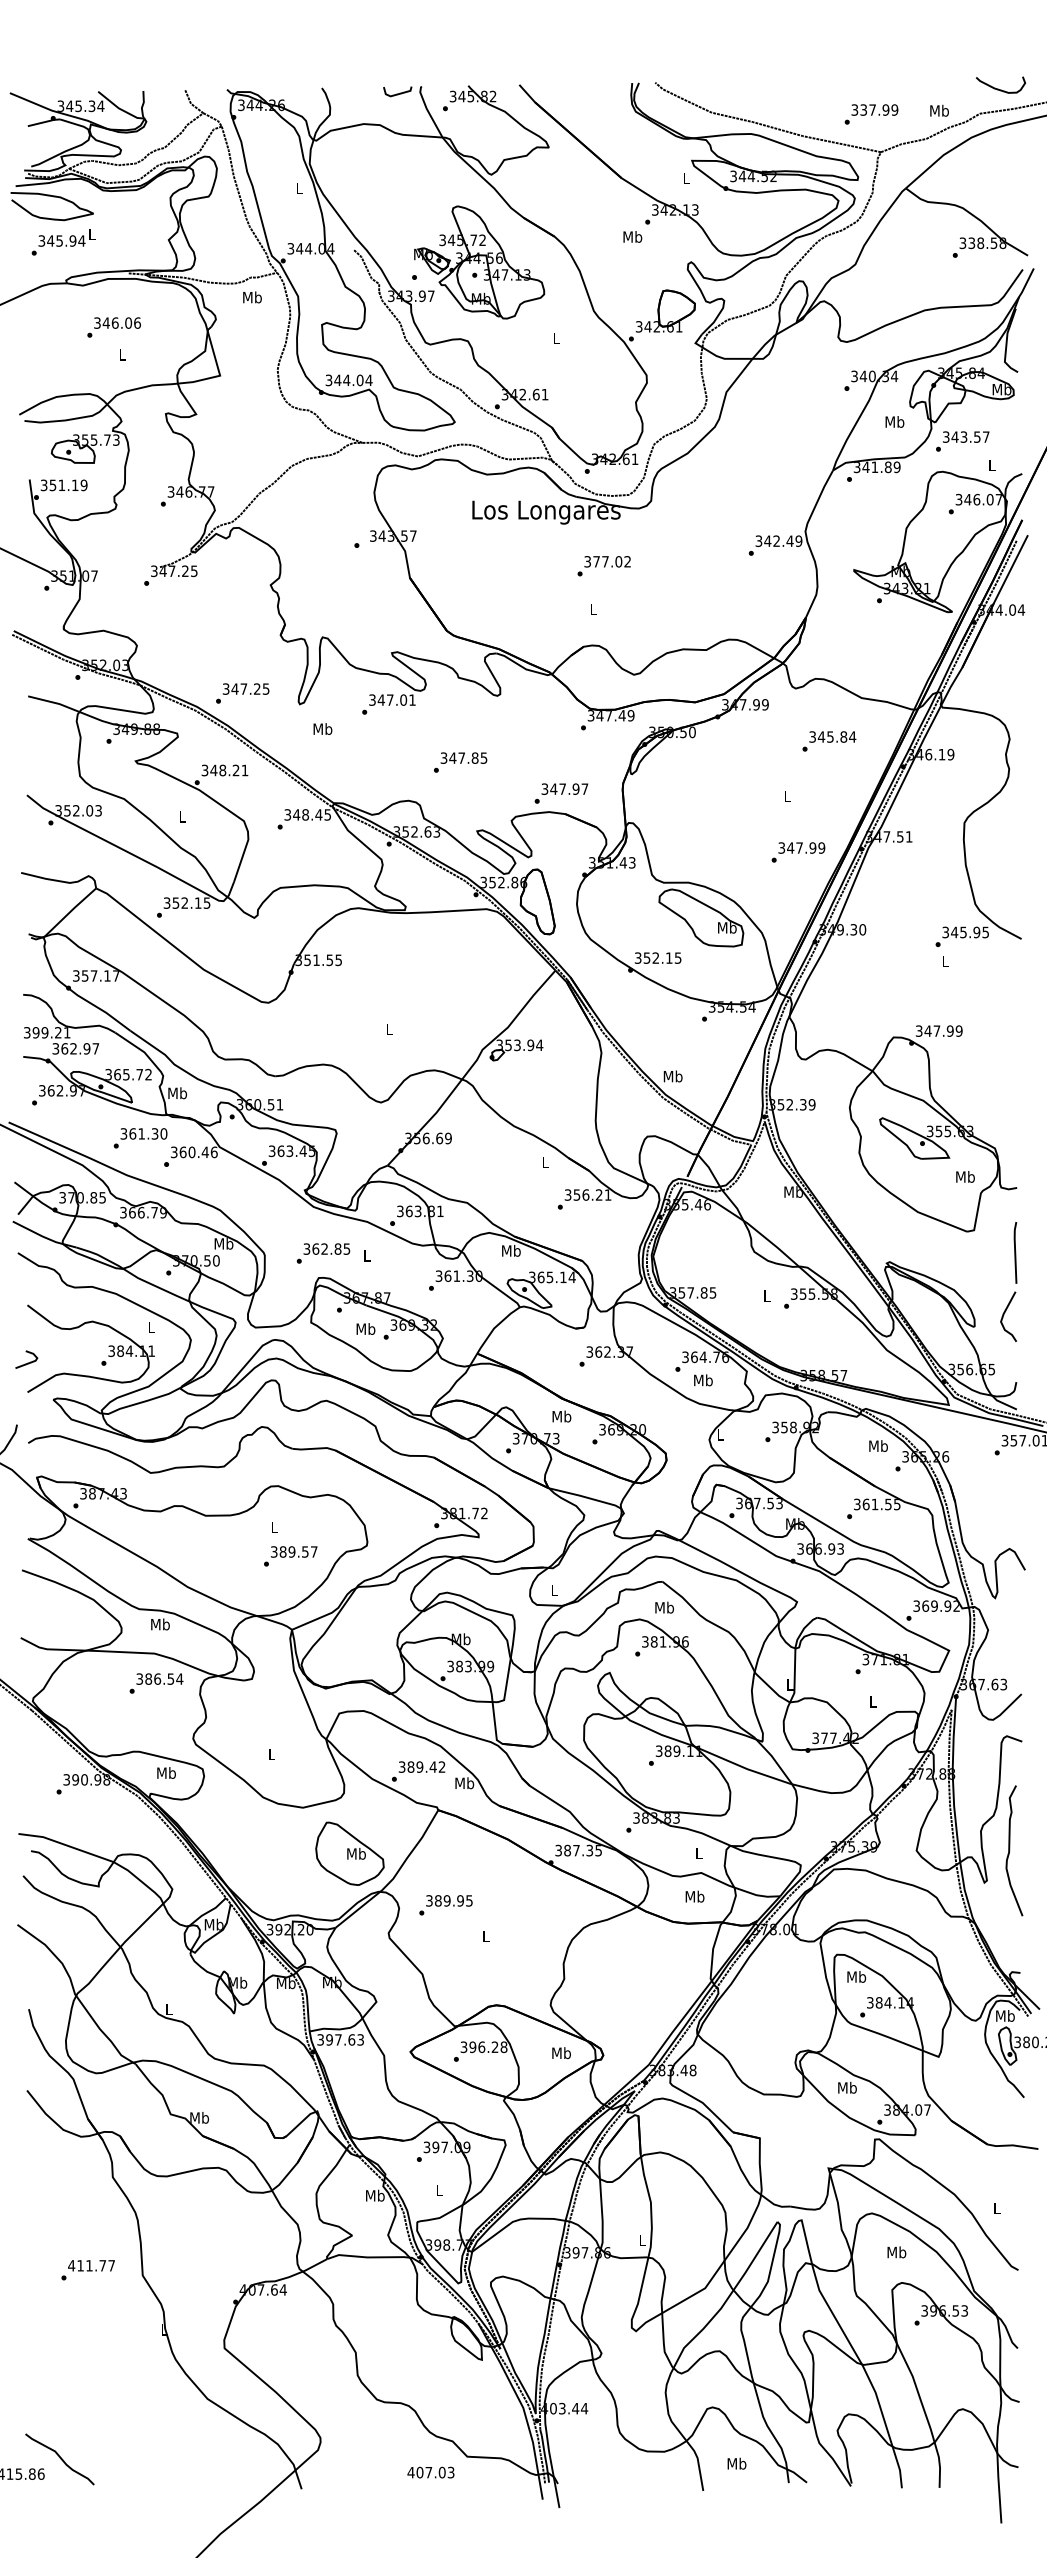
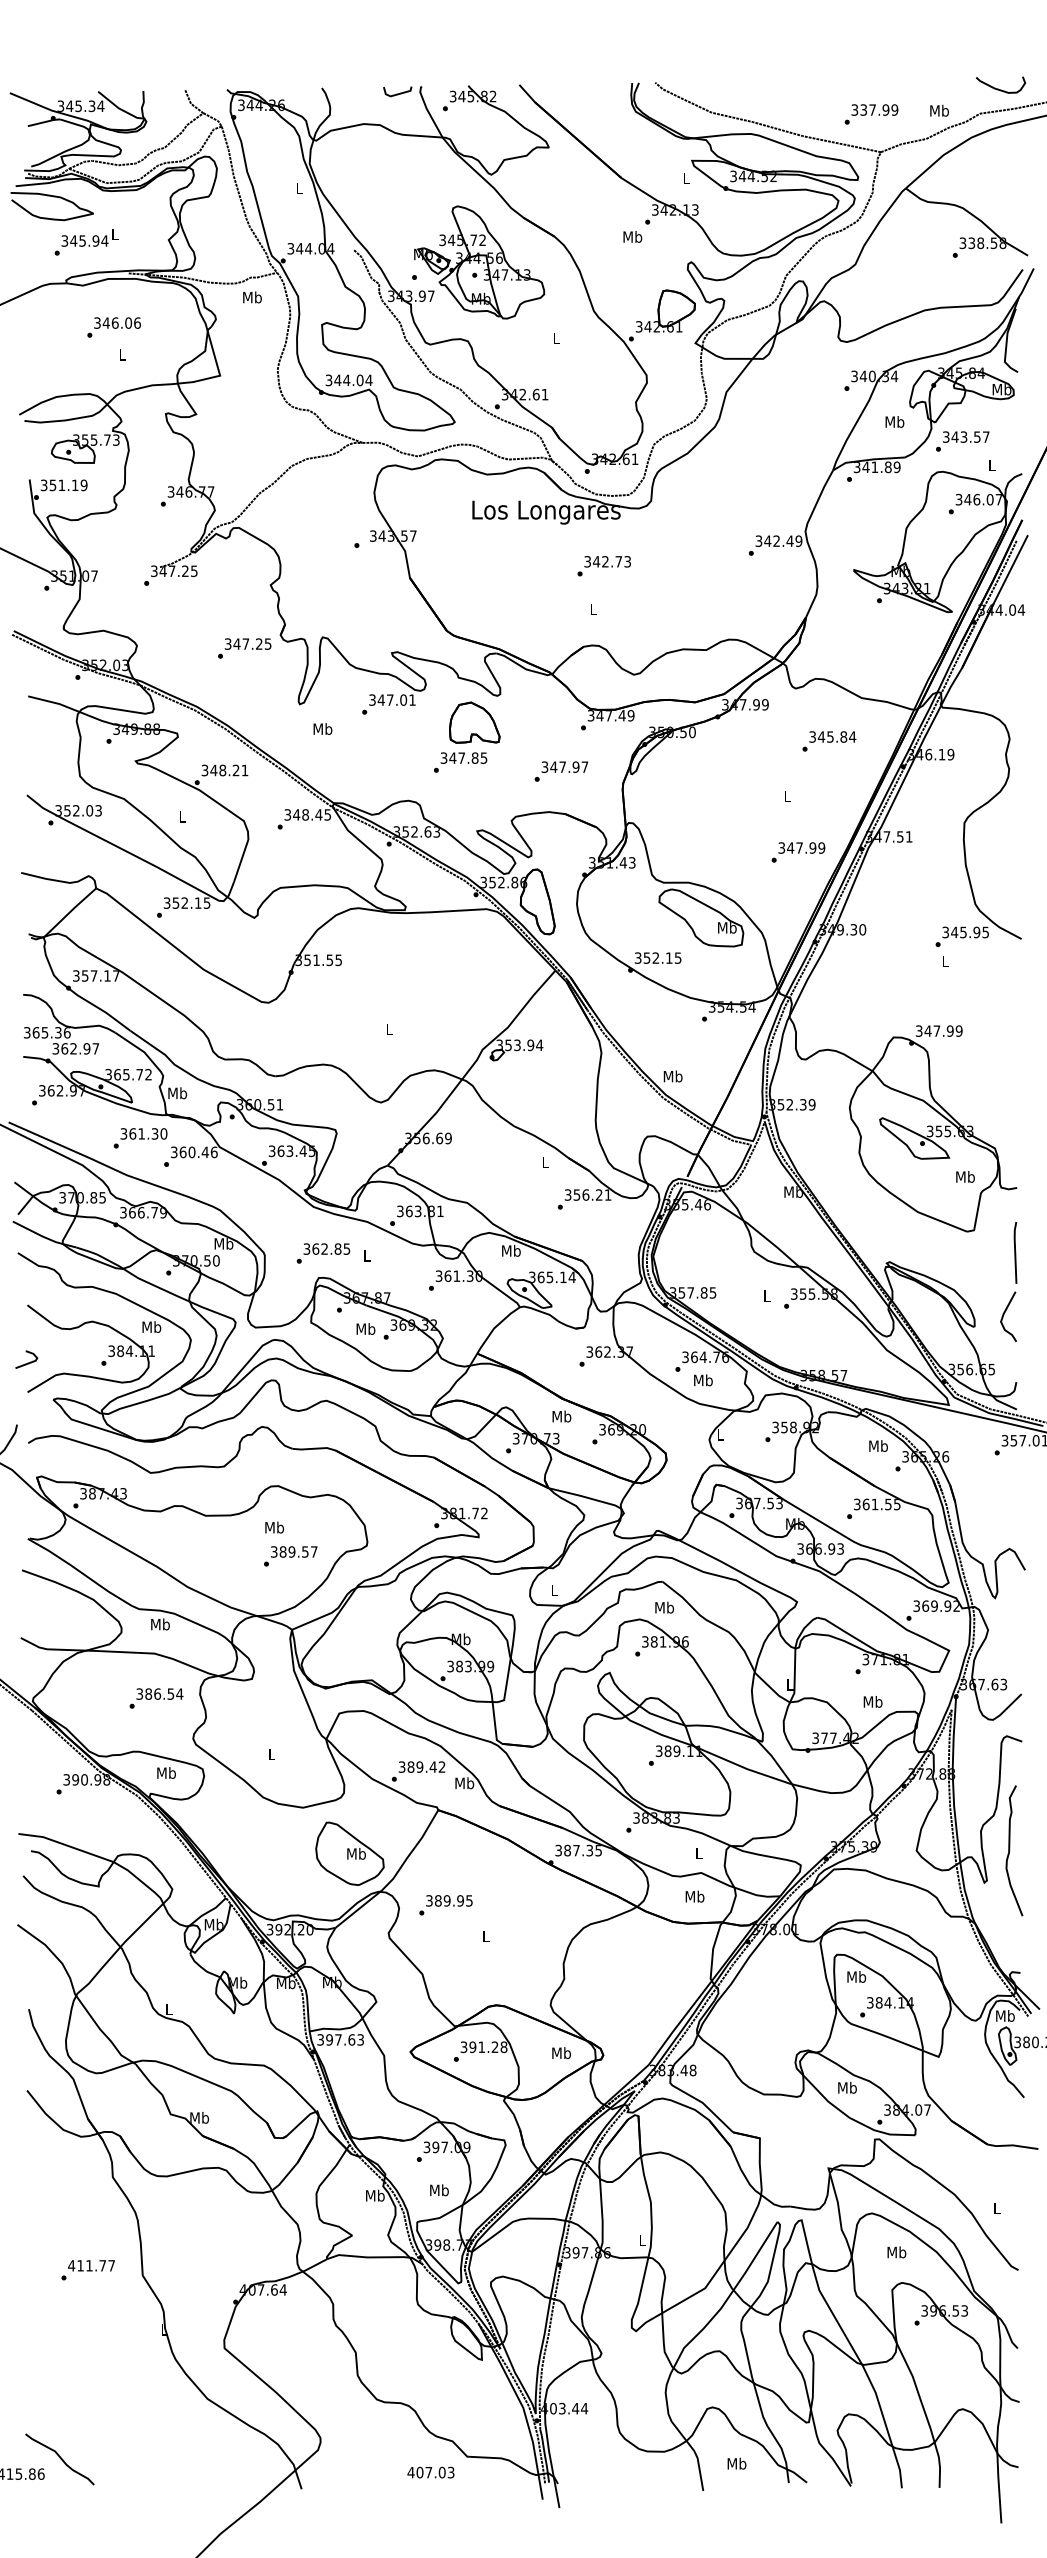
text position: (63, 242) -> (86, 242) (86, 242)
text: 377.02 -> 342.73 (611, 561)
text position: (242, 693) -> (244, 648) (244, 648)
part: none -> present (474, 722)
text position: (561, 793) -> (561, 771) (561, 771)
text: 399.21 -> 365.36 (51, 1032)
text: L -> Mb (151, 1326)
text: L -> Mb (274, 1527)
text position: (156, 1683) -> (156, 1698) (156, 1698)
text: L -> Mb (872, 1701)
text: 396.28 -> 391.28 (481, 2046)
text: L -> Mb (439, 2190)
